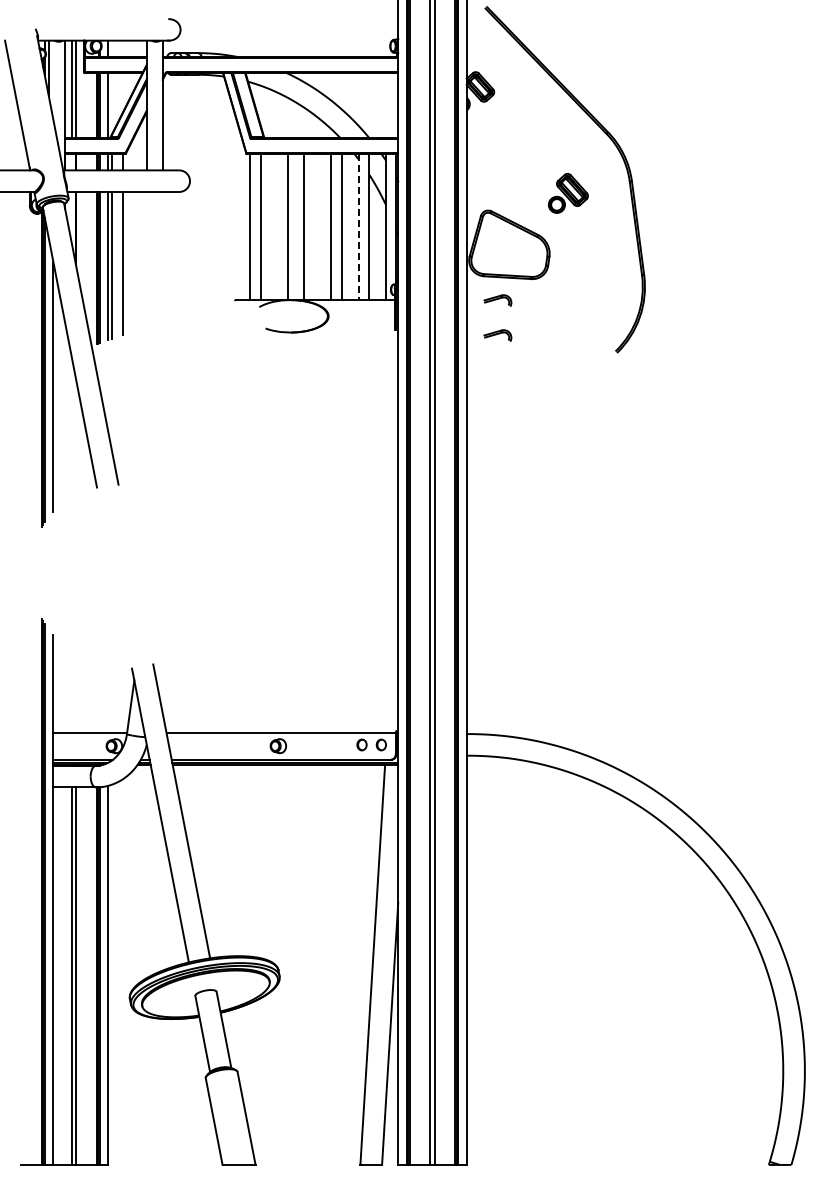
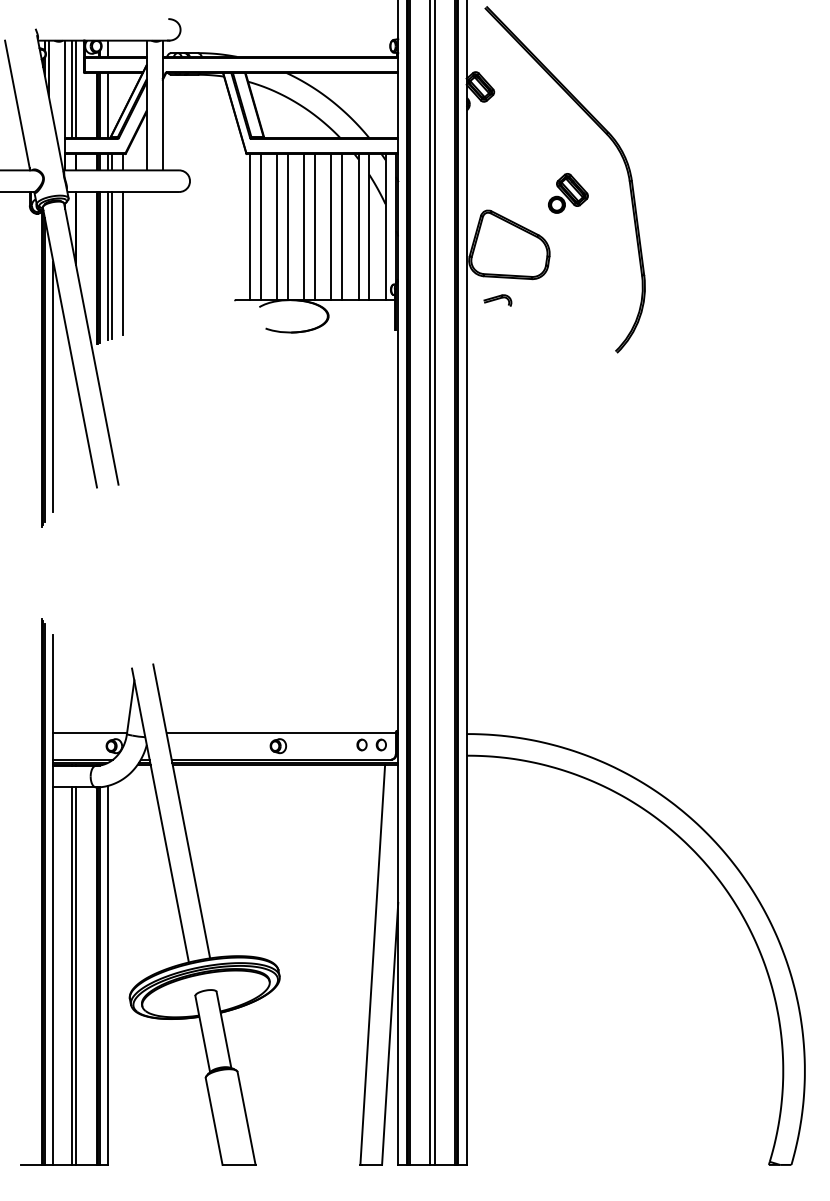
line: none -> present (277, 227)
line: none -> present (315, 227)
line: dashed -> solid (358, 227)
part: present -> none (497, 335)
